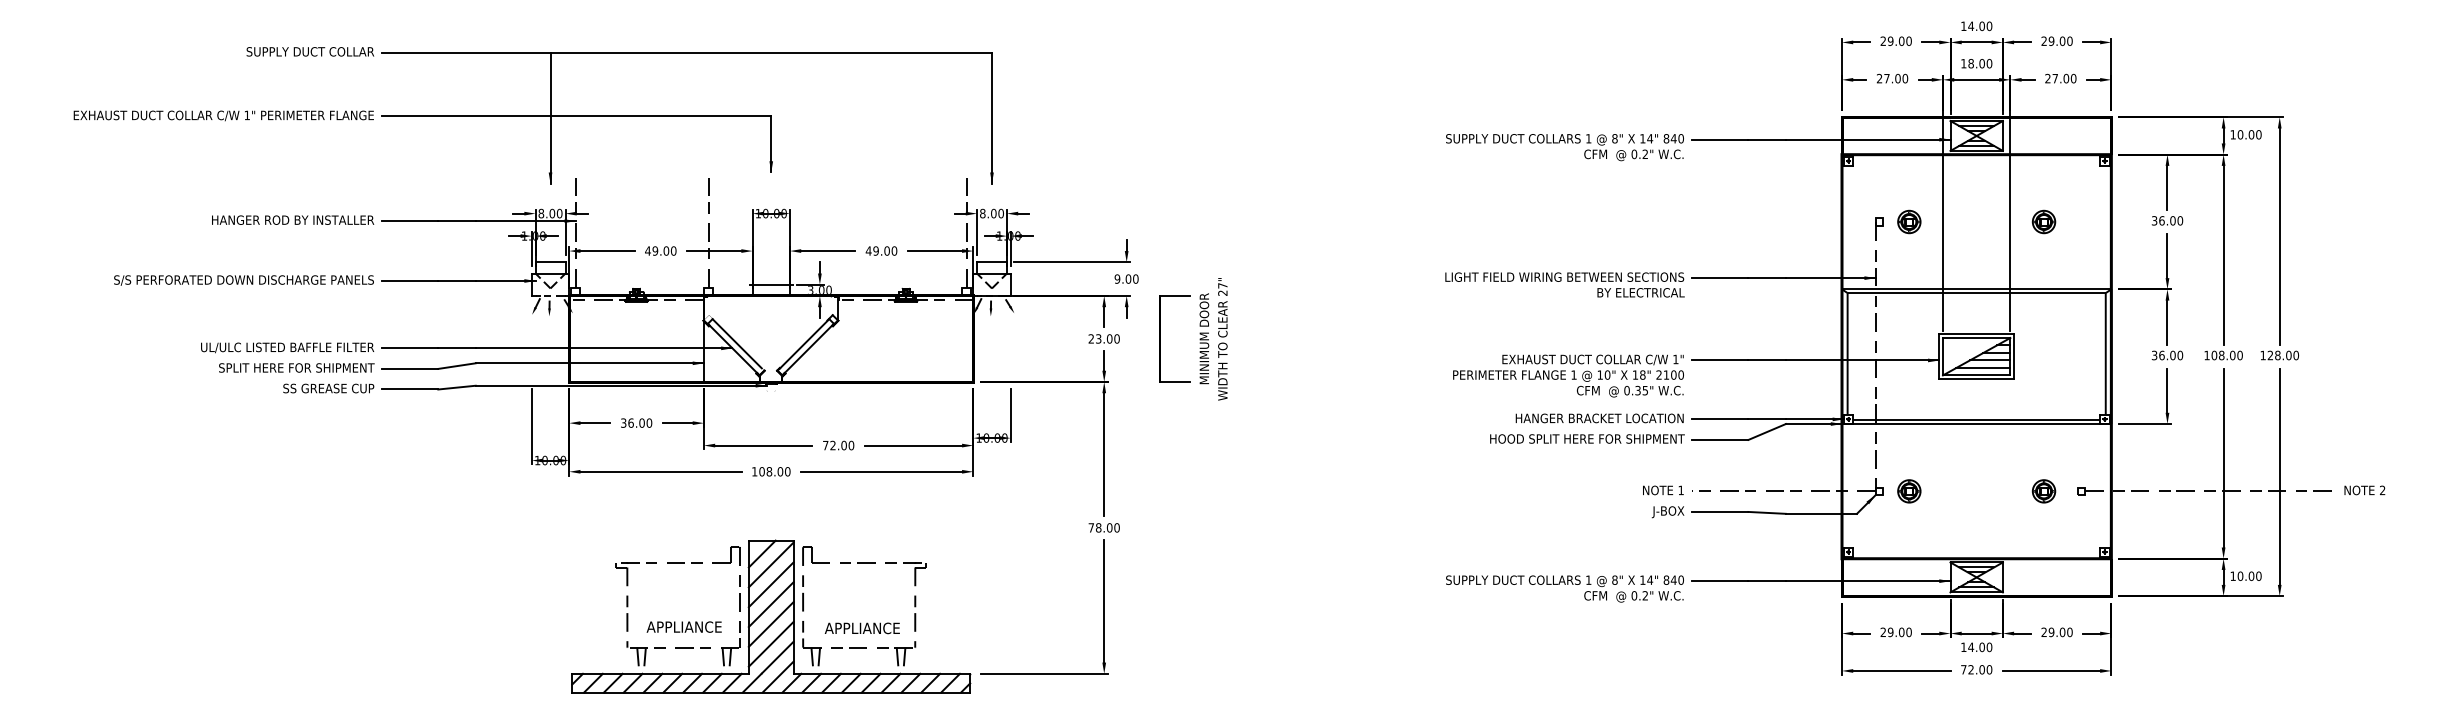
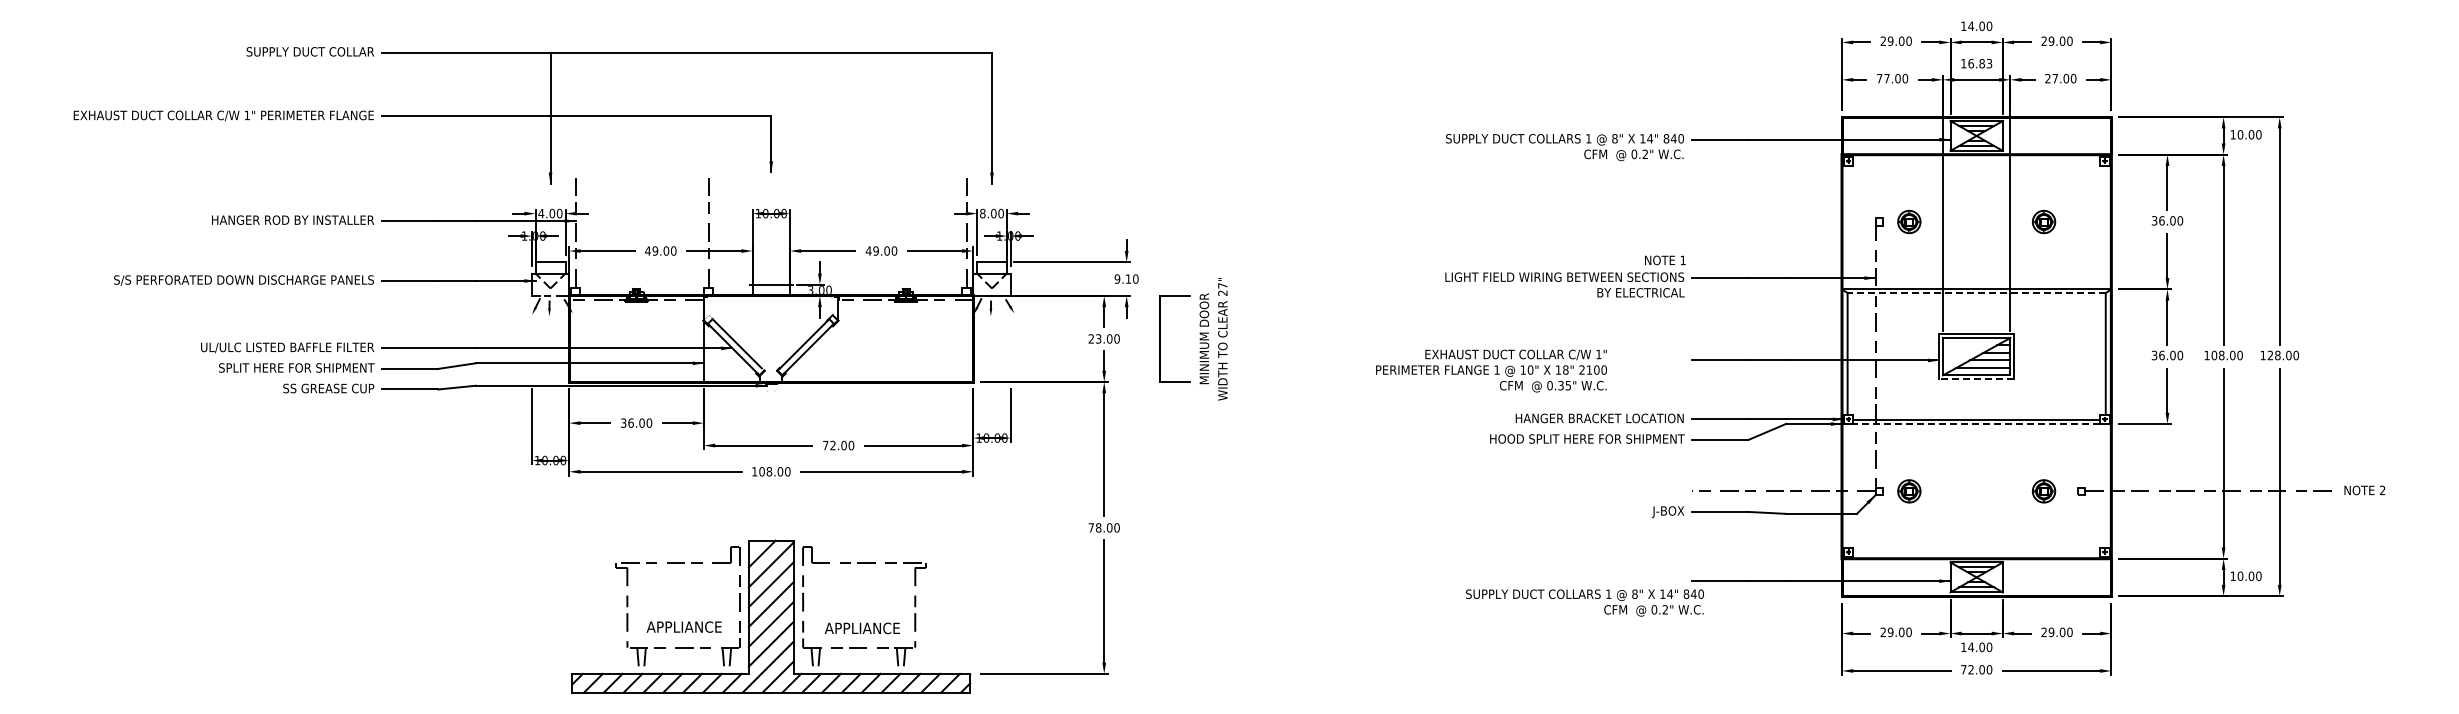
text: 18.00 -> 16.83 (1980, 63)
text: 27.00 -> 77.00 (1879, 78)
text: 8.00 -> 4.00 (541, 213)
text: 9.00 -> 9.10 (1128, 278)
line: solid -> dashed (1976, 293)
text position: (1568, 375) -> (1491, 370) (1491, 370)
line: solid -> dashed (1976, 379)
line: solid -> dashed (1976, 424)
text position: (1663, 490) -> (1665, 260) (1665, 260)
text position: (1564, 588) -> (1584, 602) (1584, 602)
